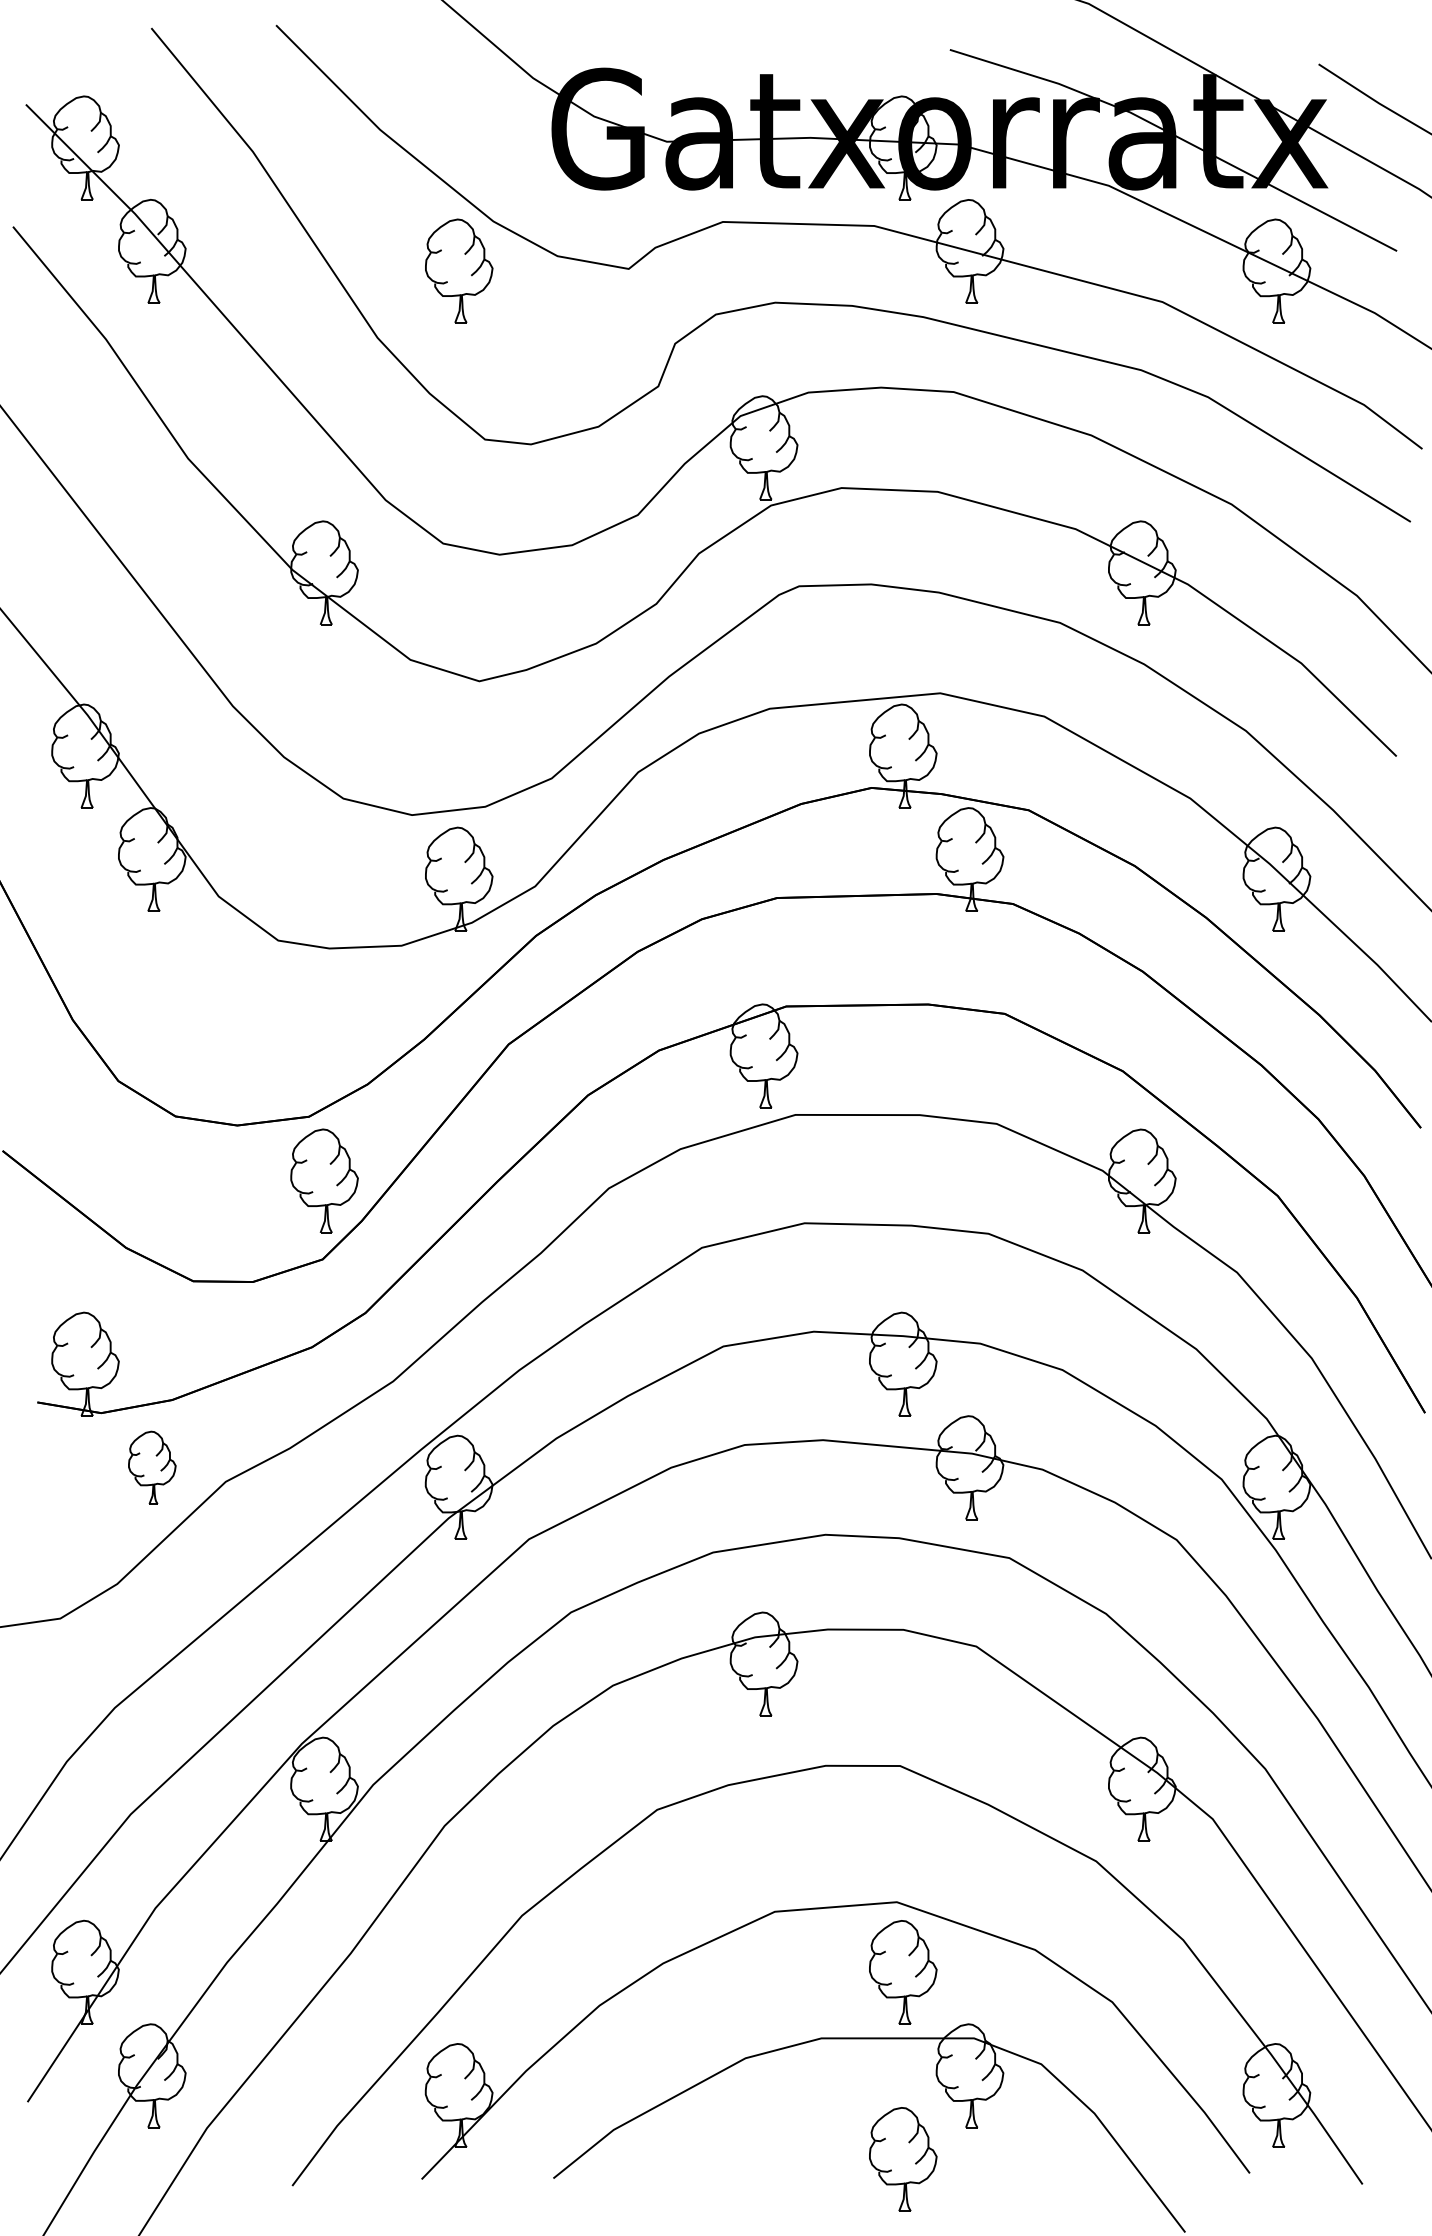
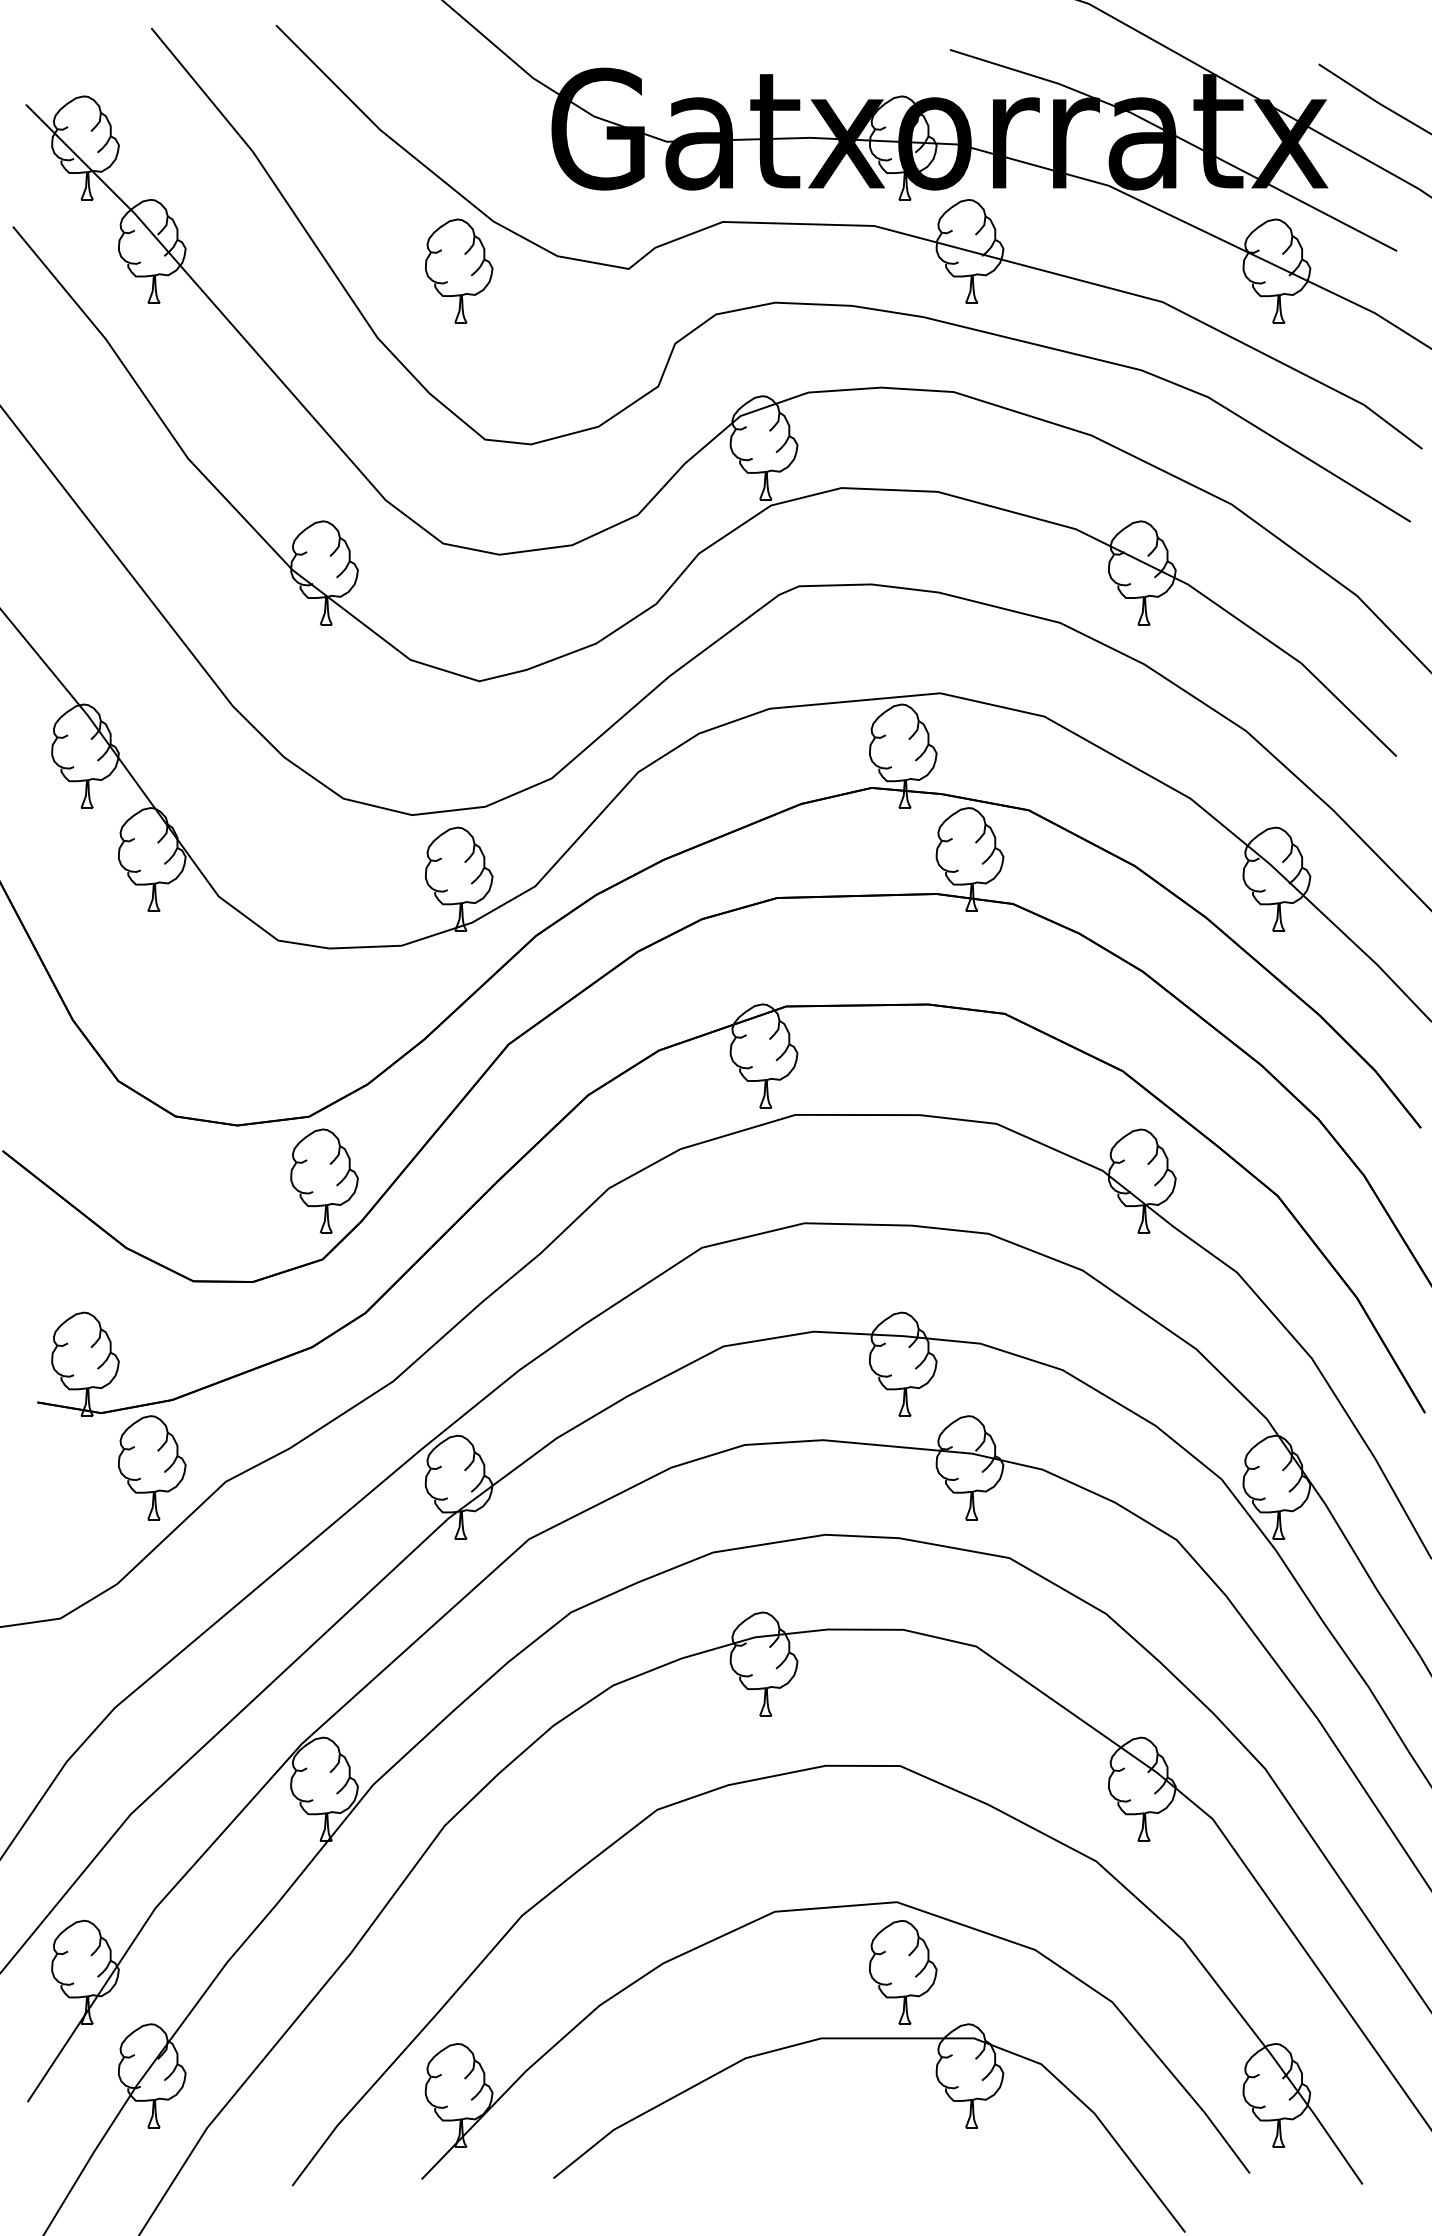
part size: 49x75 px -> 69x106 px (152, 1467)
part: present -> none (903, 2159)
